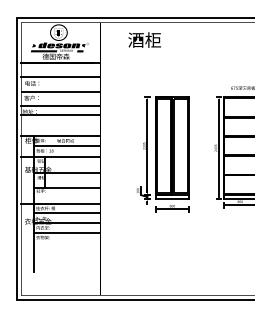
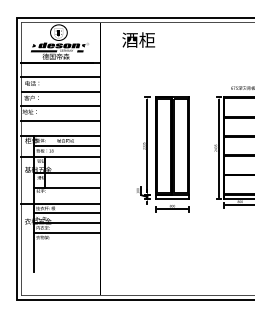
text position: (144, 39) -> (138, 39) (138, 39)
line position: (60, 114) -> (60, 120) (60, 120)
